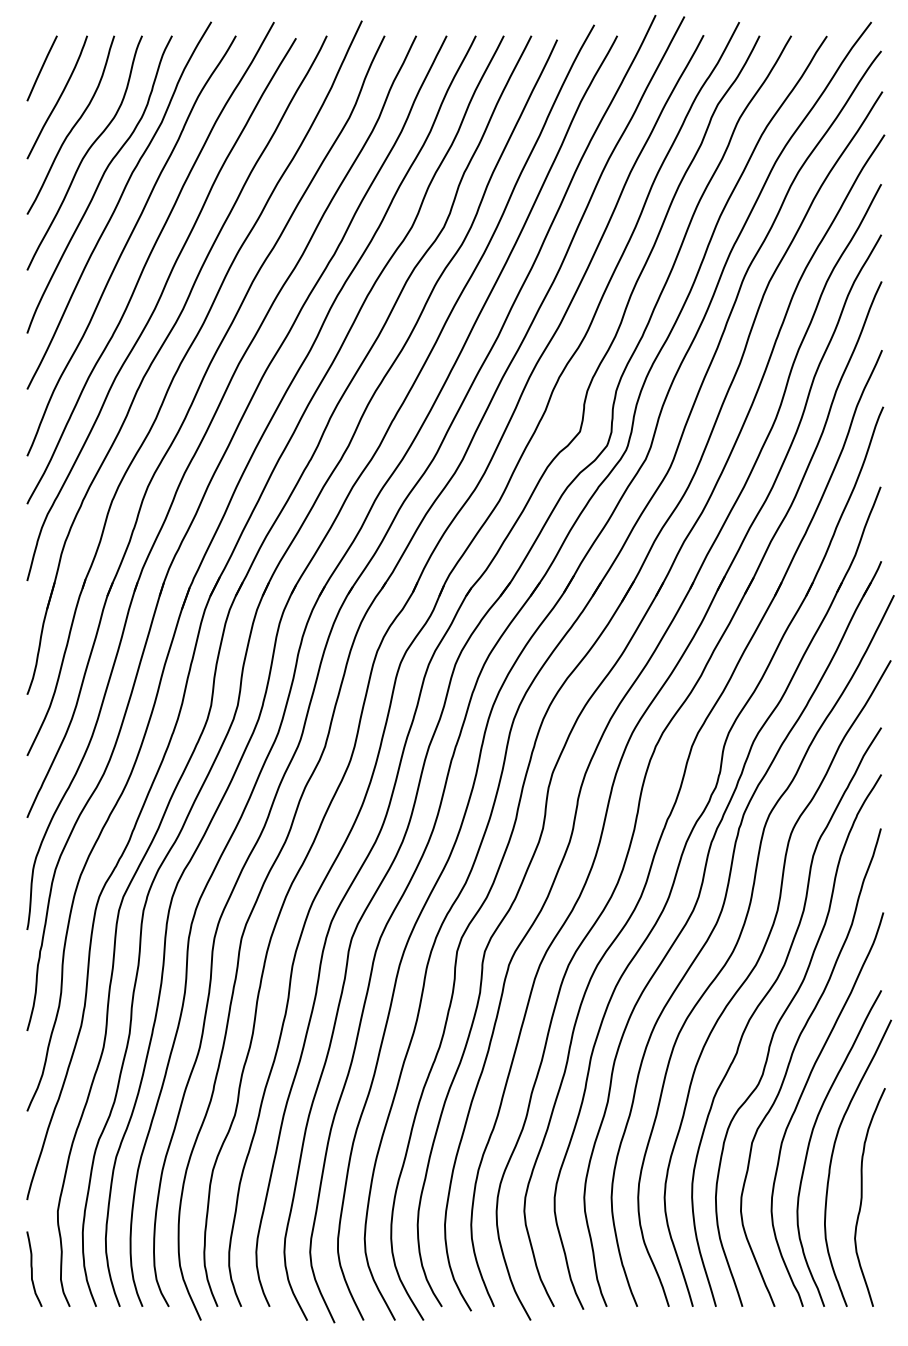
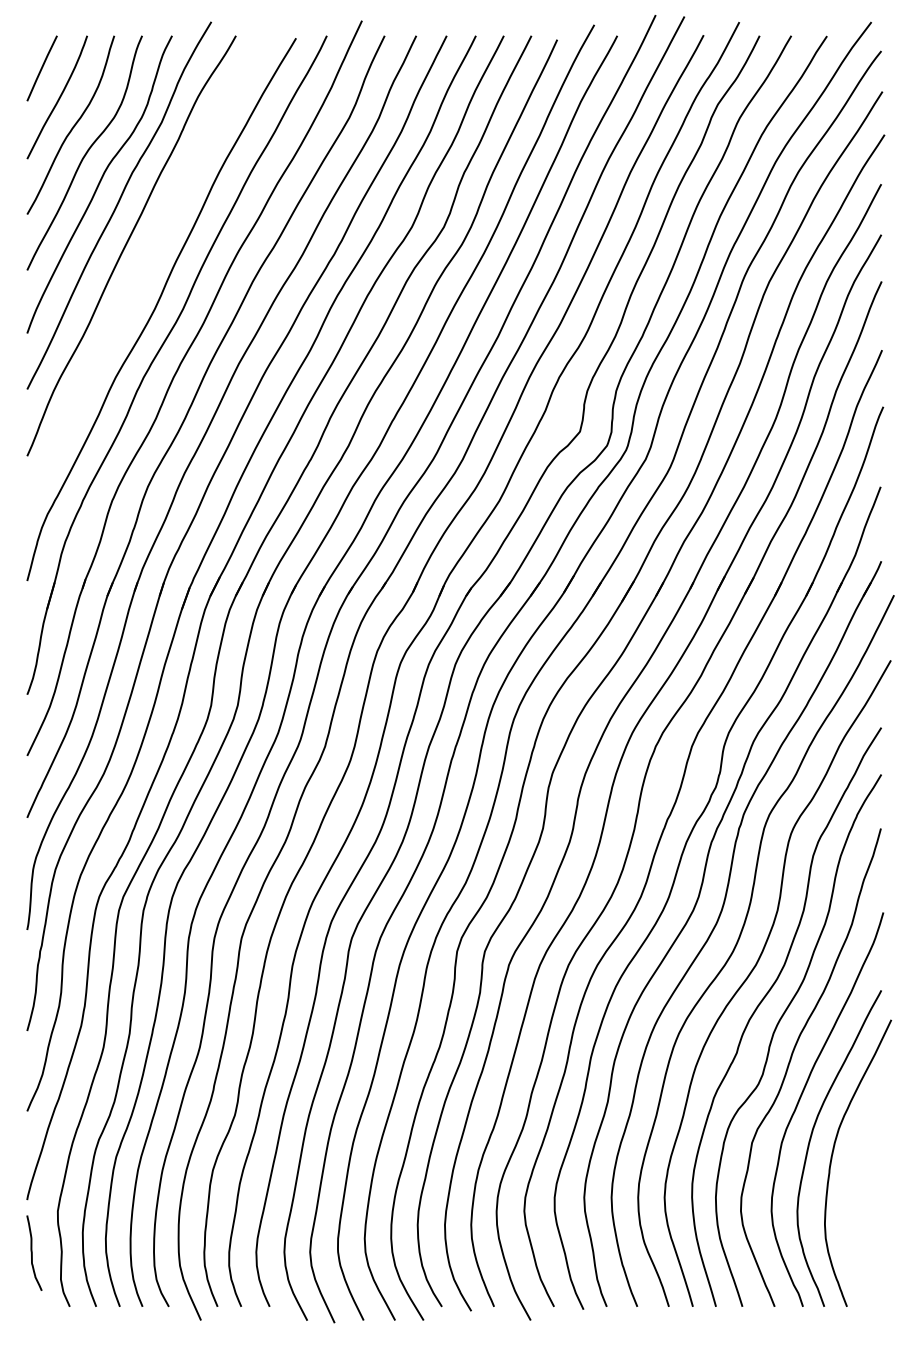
curve: present -> none (148, 260)
curve: present -> none (862, 1197)
curve position: (32, 1268) -> (32, 1252) (32, 1252)
